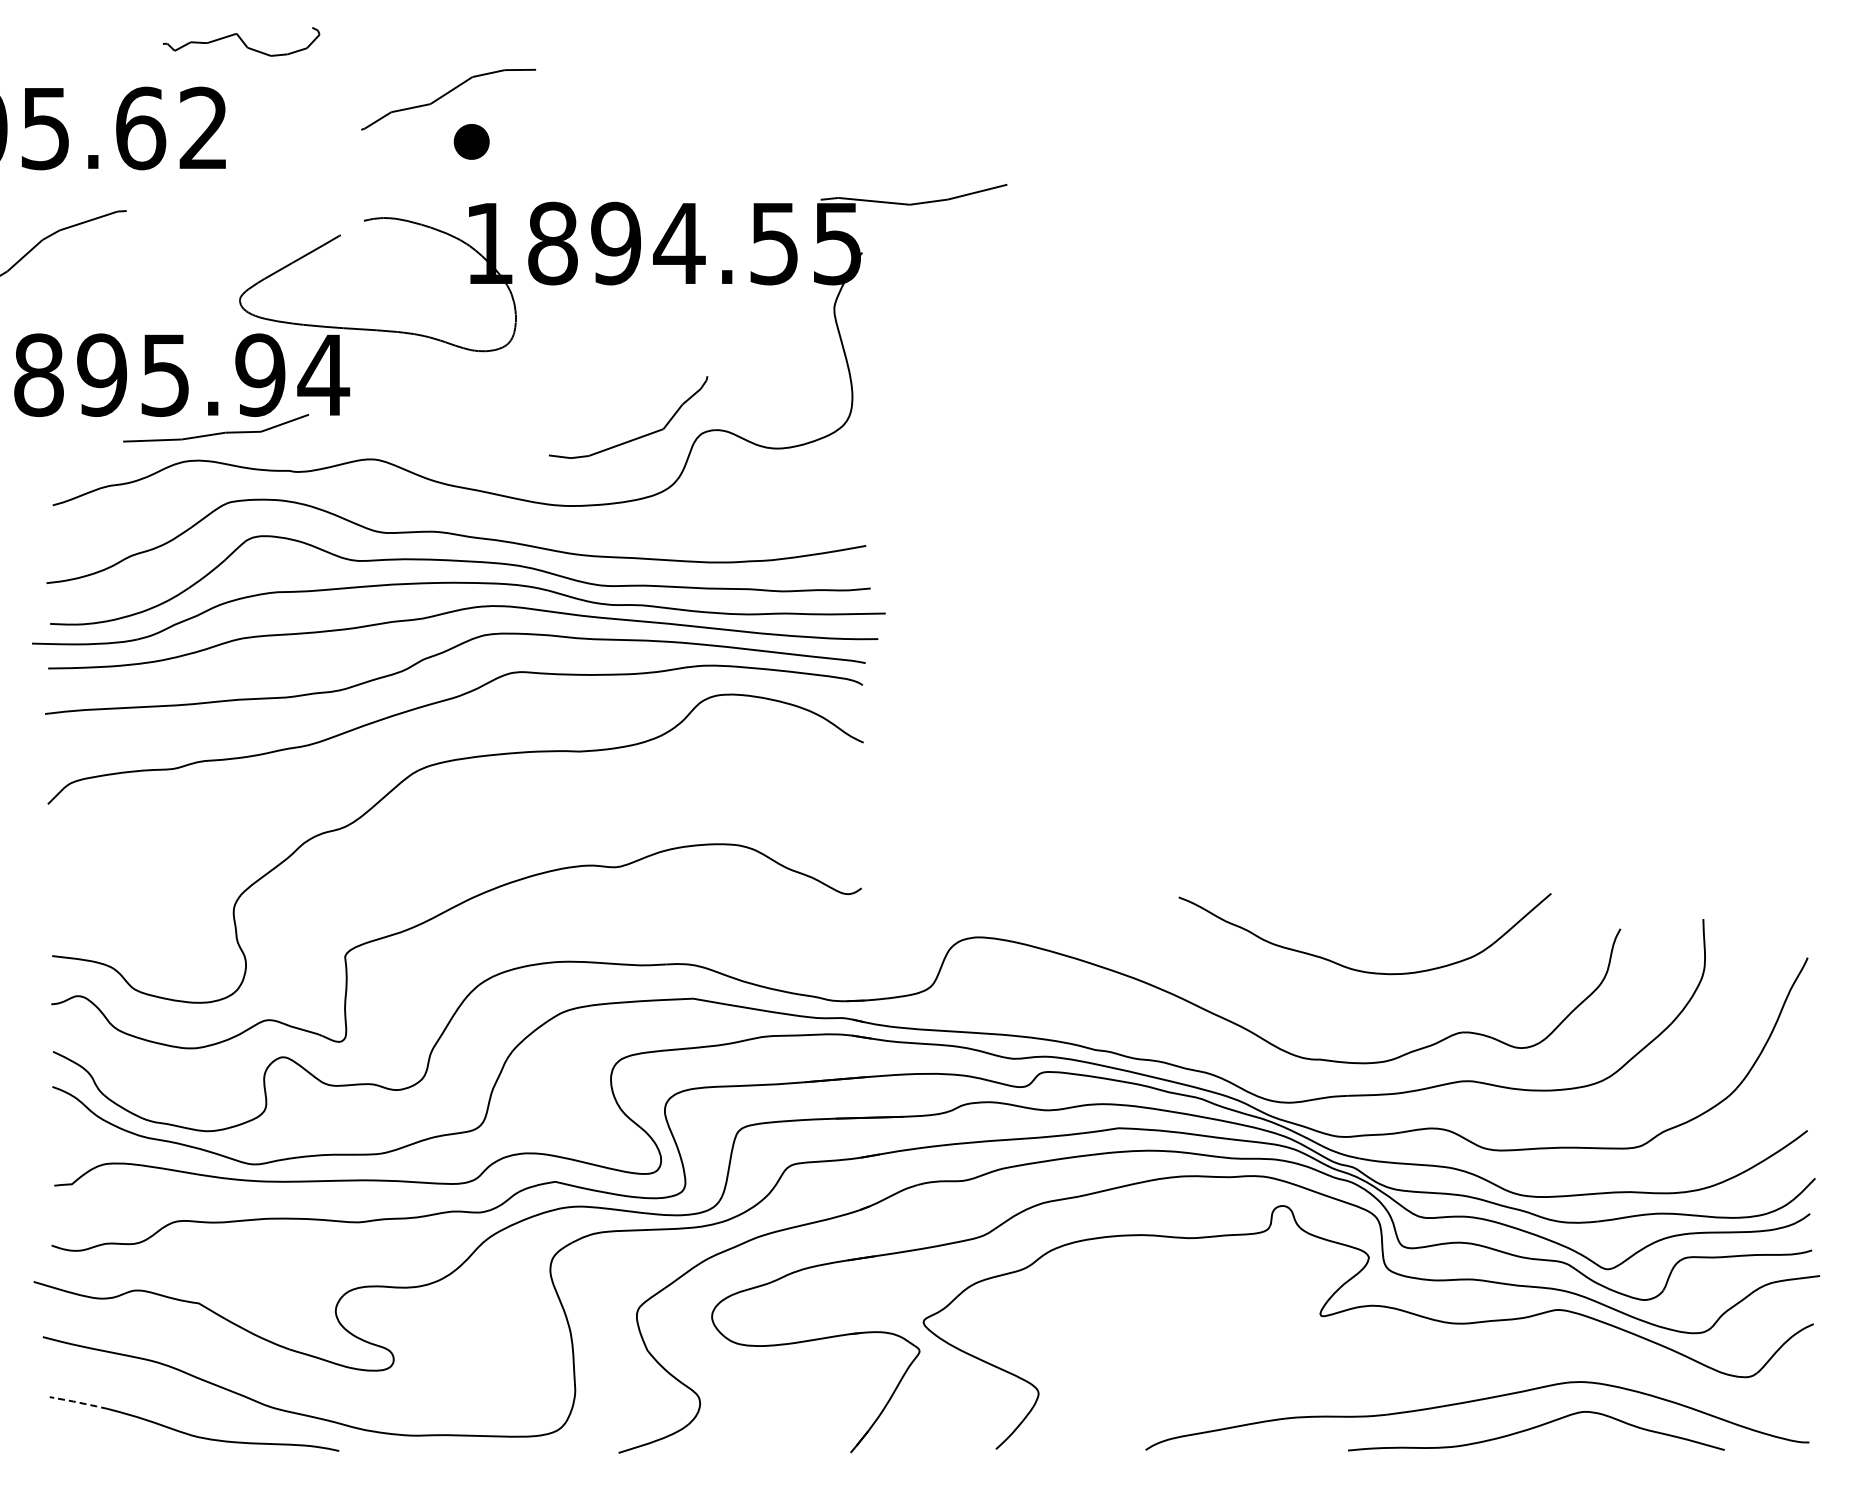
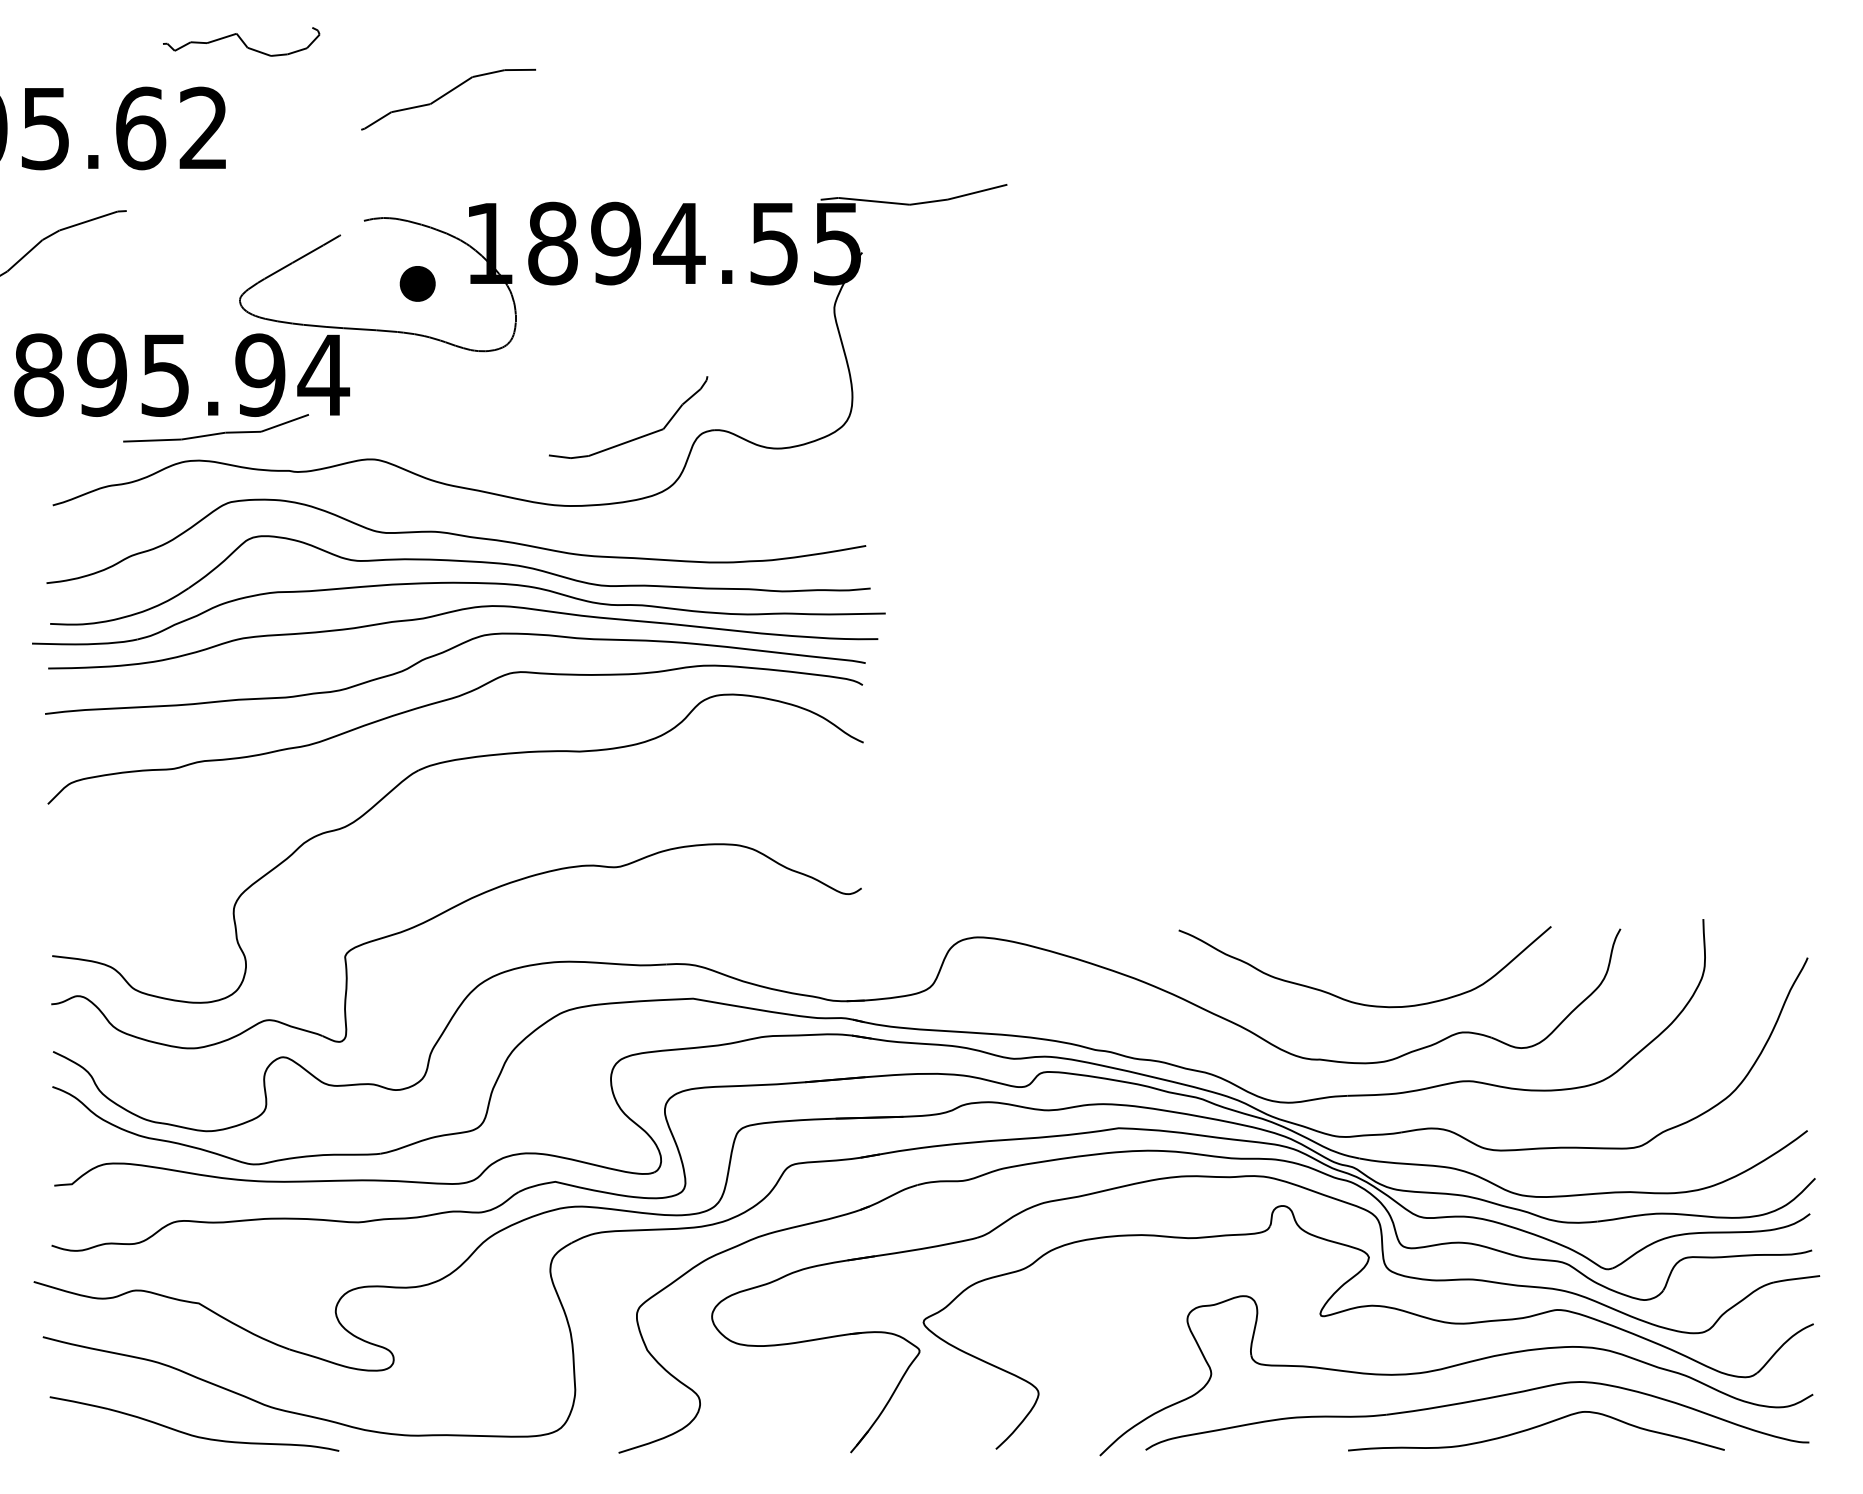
part position: (471, 141) -> (417, 283) (417, 283)
curve position: (1354, 968) -> (1354, 1001) (1354, 1001)
part: none -> present (1452, 1367)
line: dashed -> solid (78, 1402)
